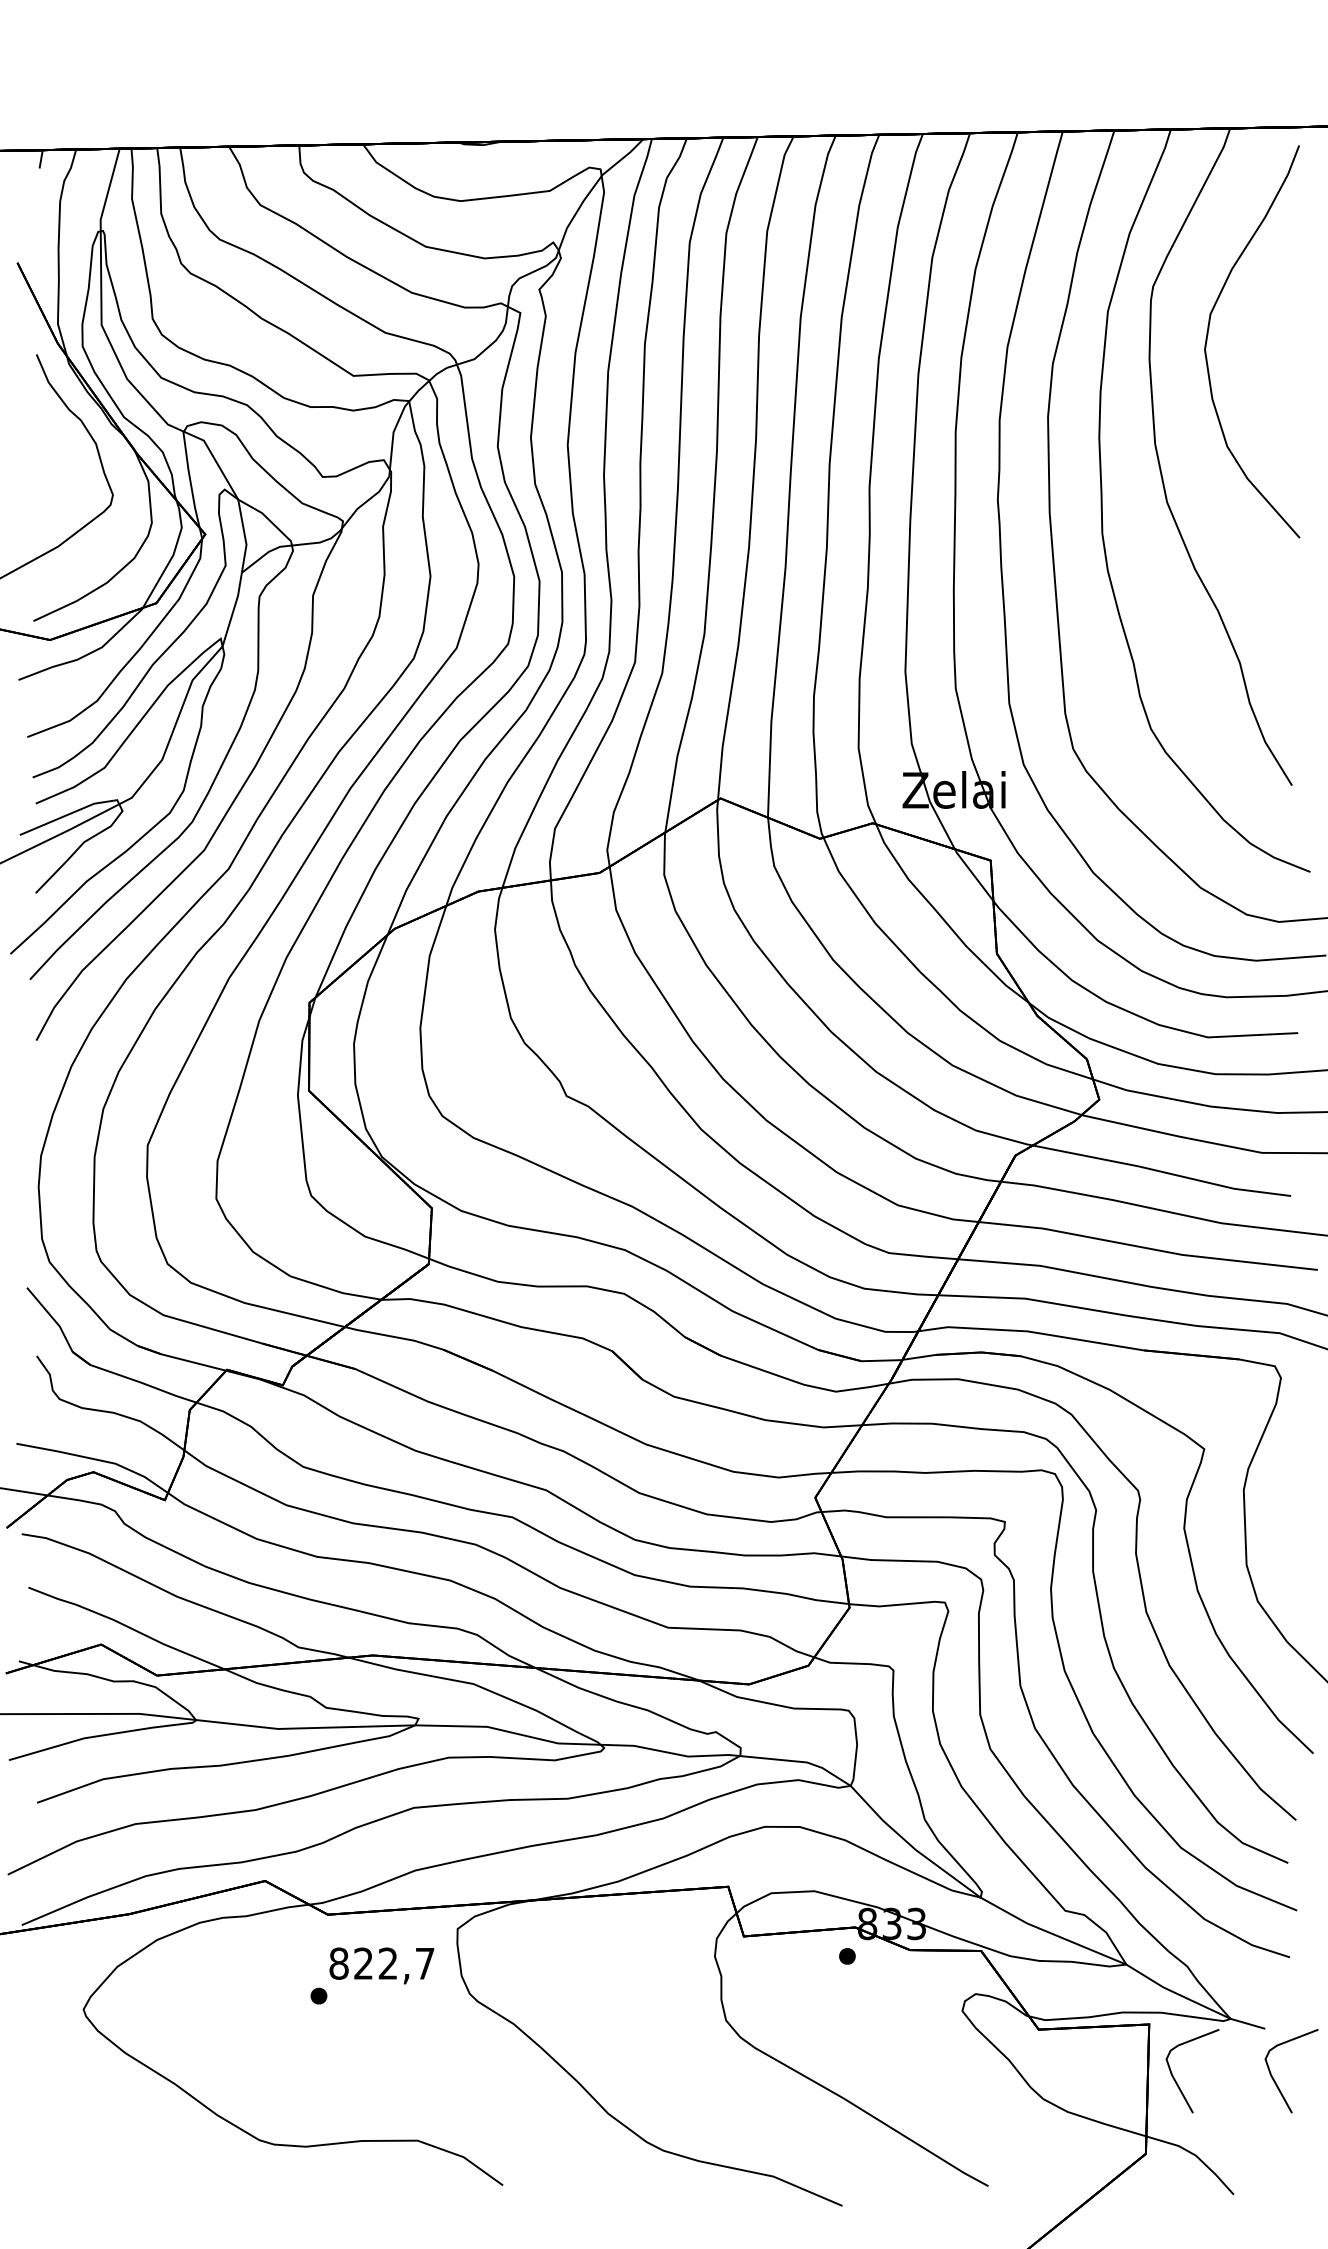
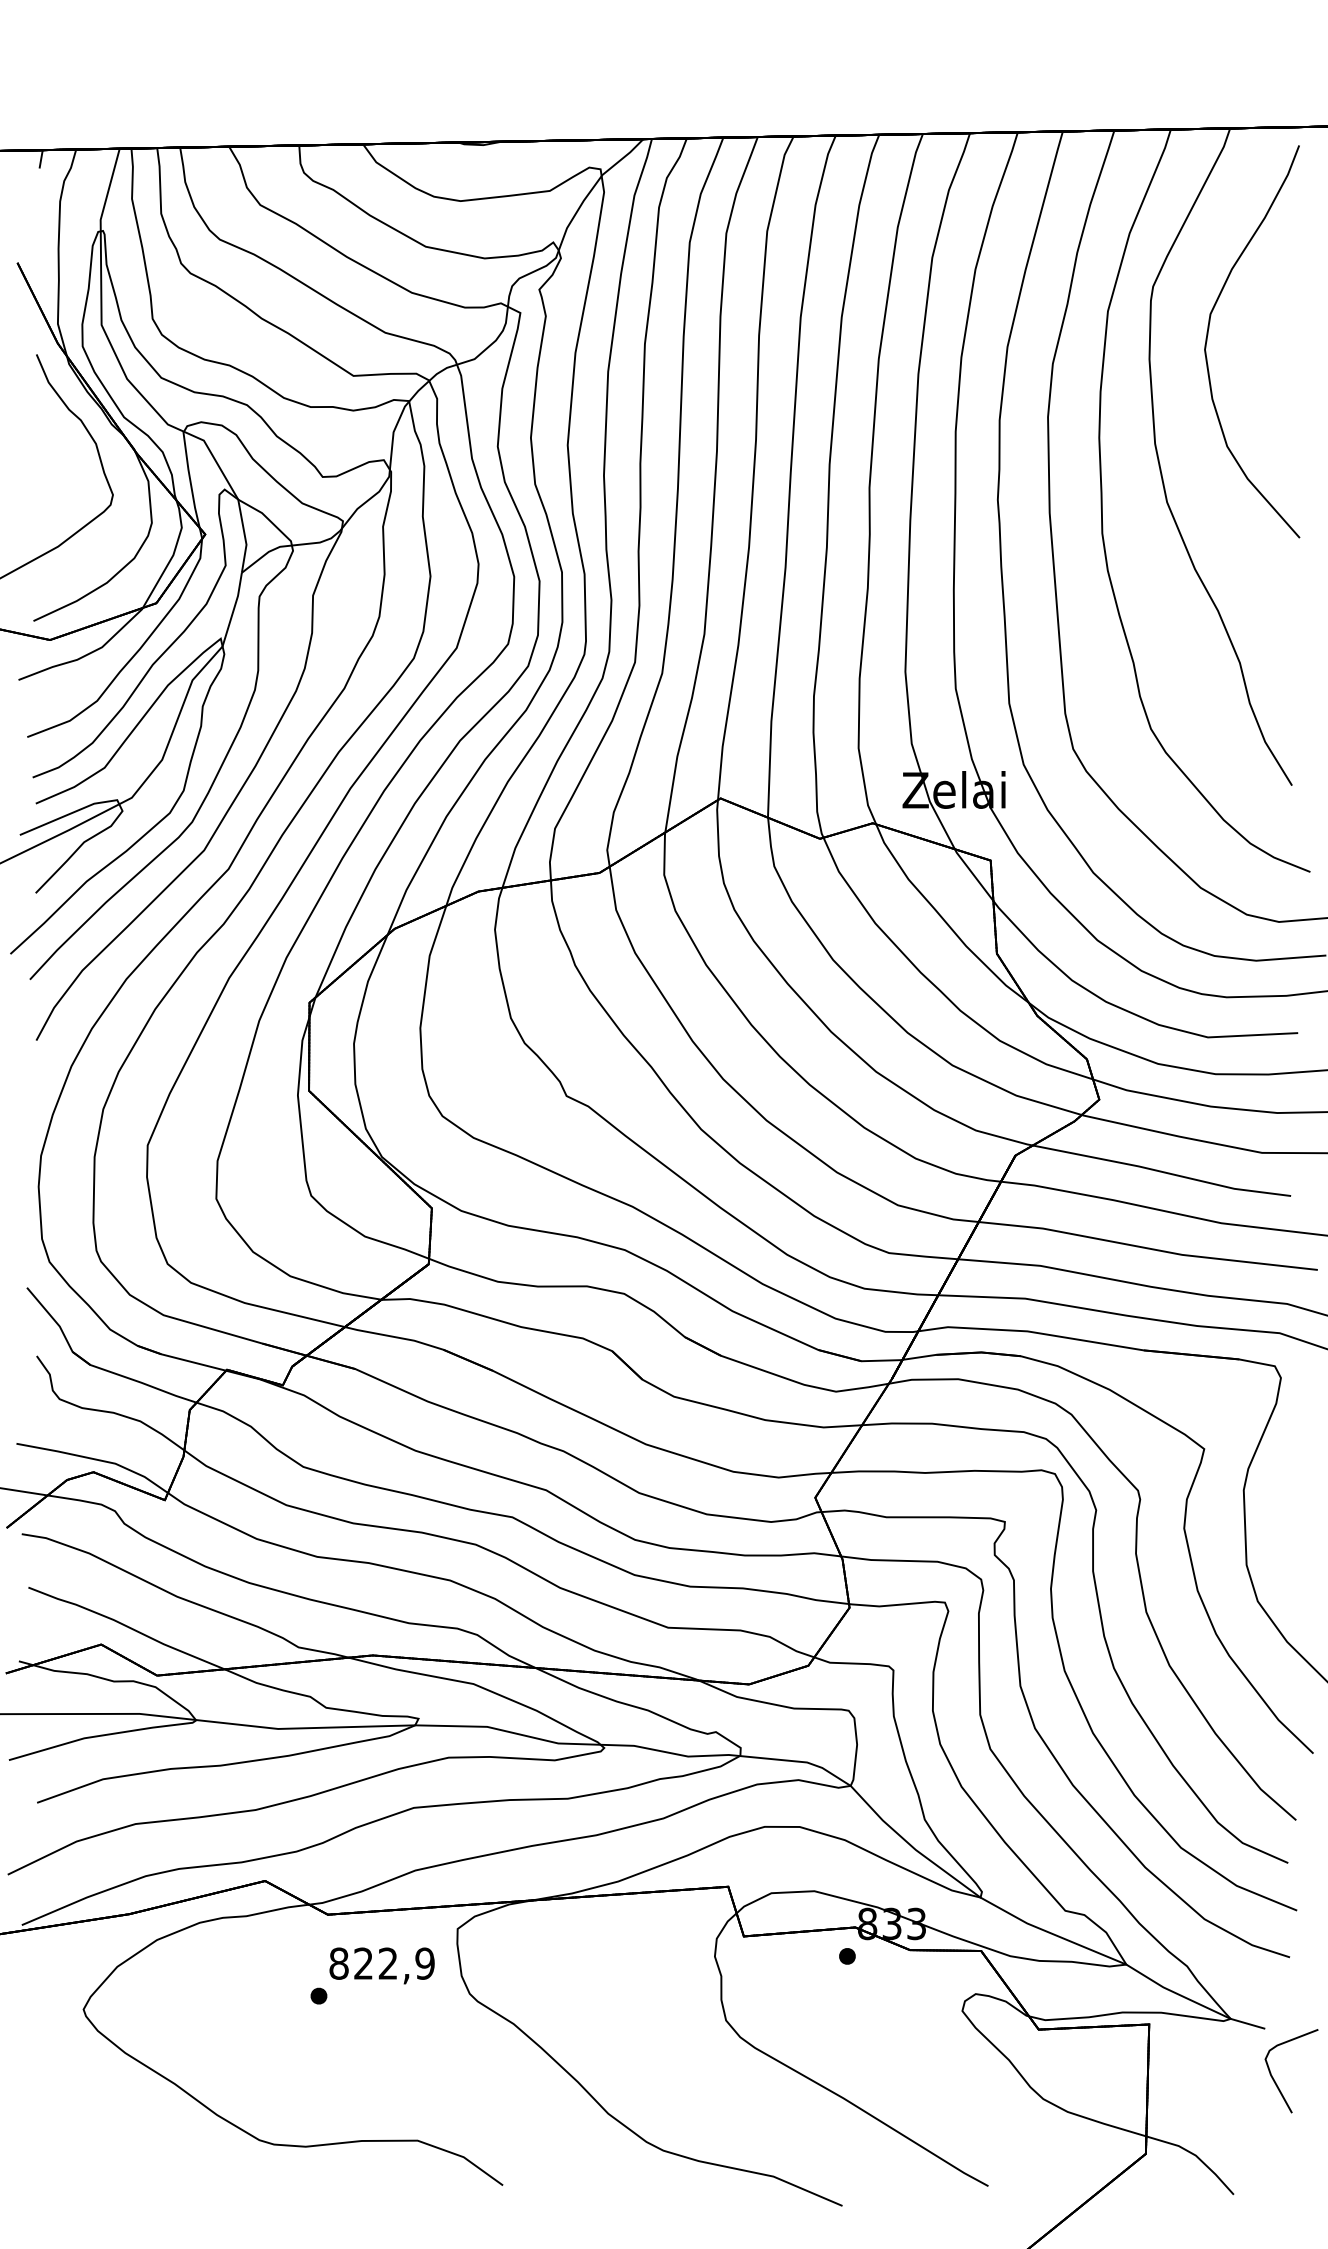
text: 822,7 -> 822,9 (424, 1963)
curve: present -> none (1176, 2080)
